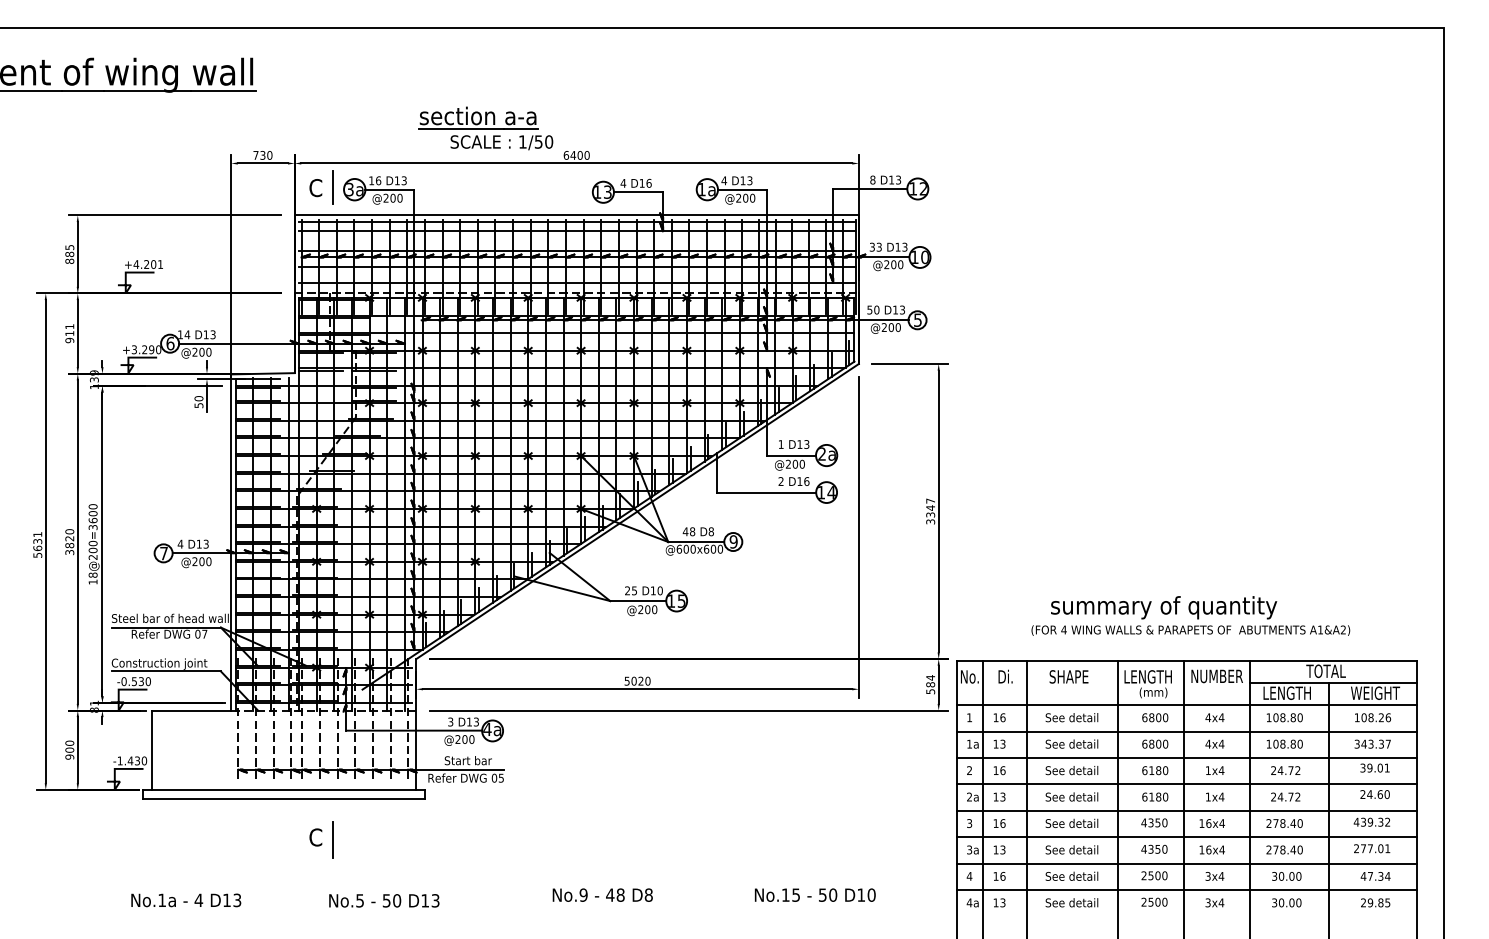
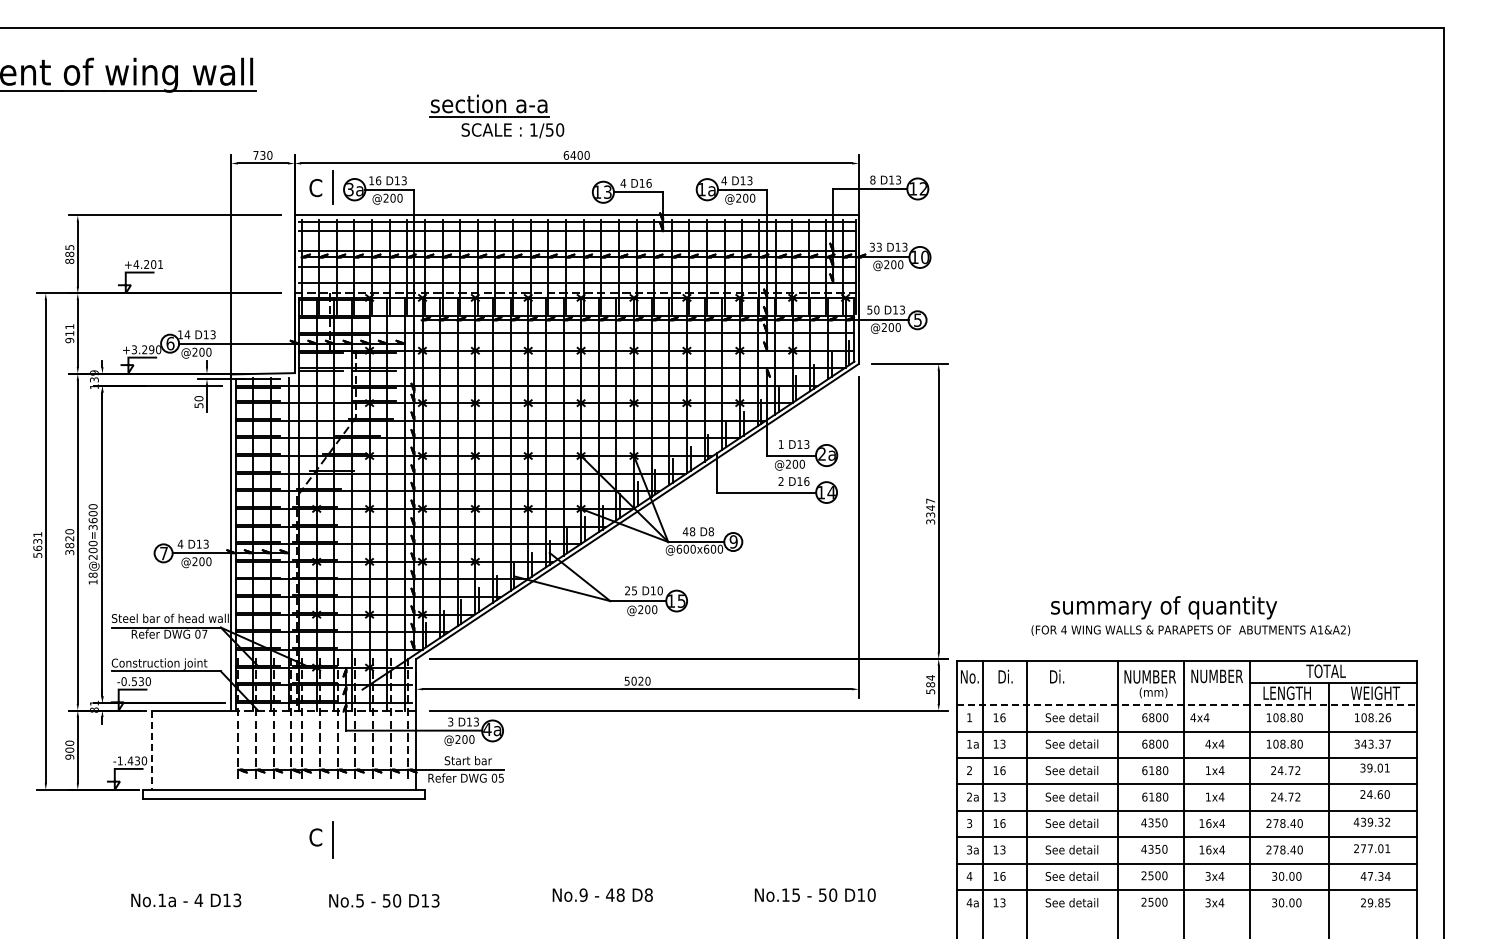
part position: (485, 128) -> (496, 116) (496, 116)
text: SHAPE -> Di. (1068, 676)
text: LENGTH -> NUMBER (1150, 676)
line: solid -> dashed (1187, 705)
text position: (1214, 717) -> (1199, 717) (1199, 717)
line: solid -> dashed (151, 750)
